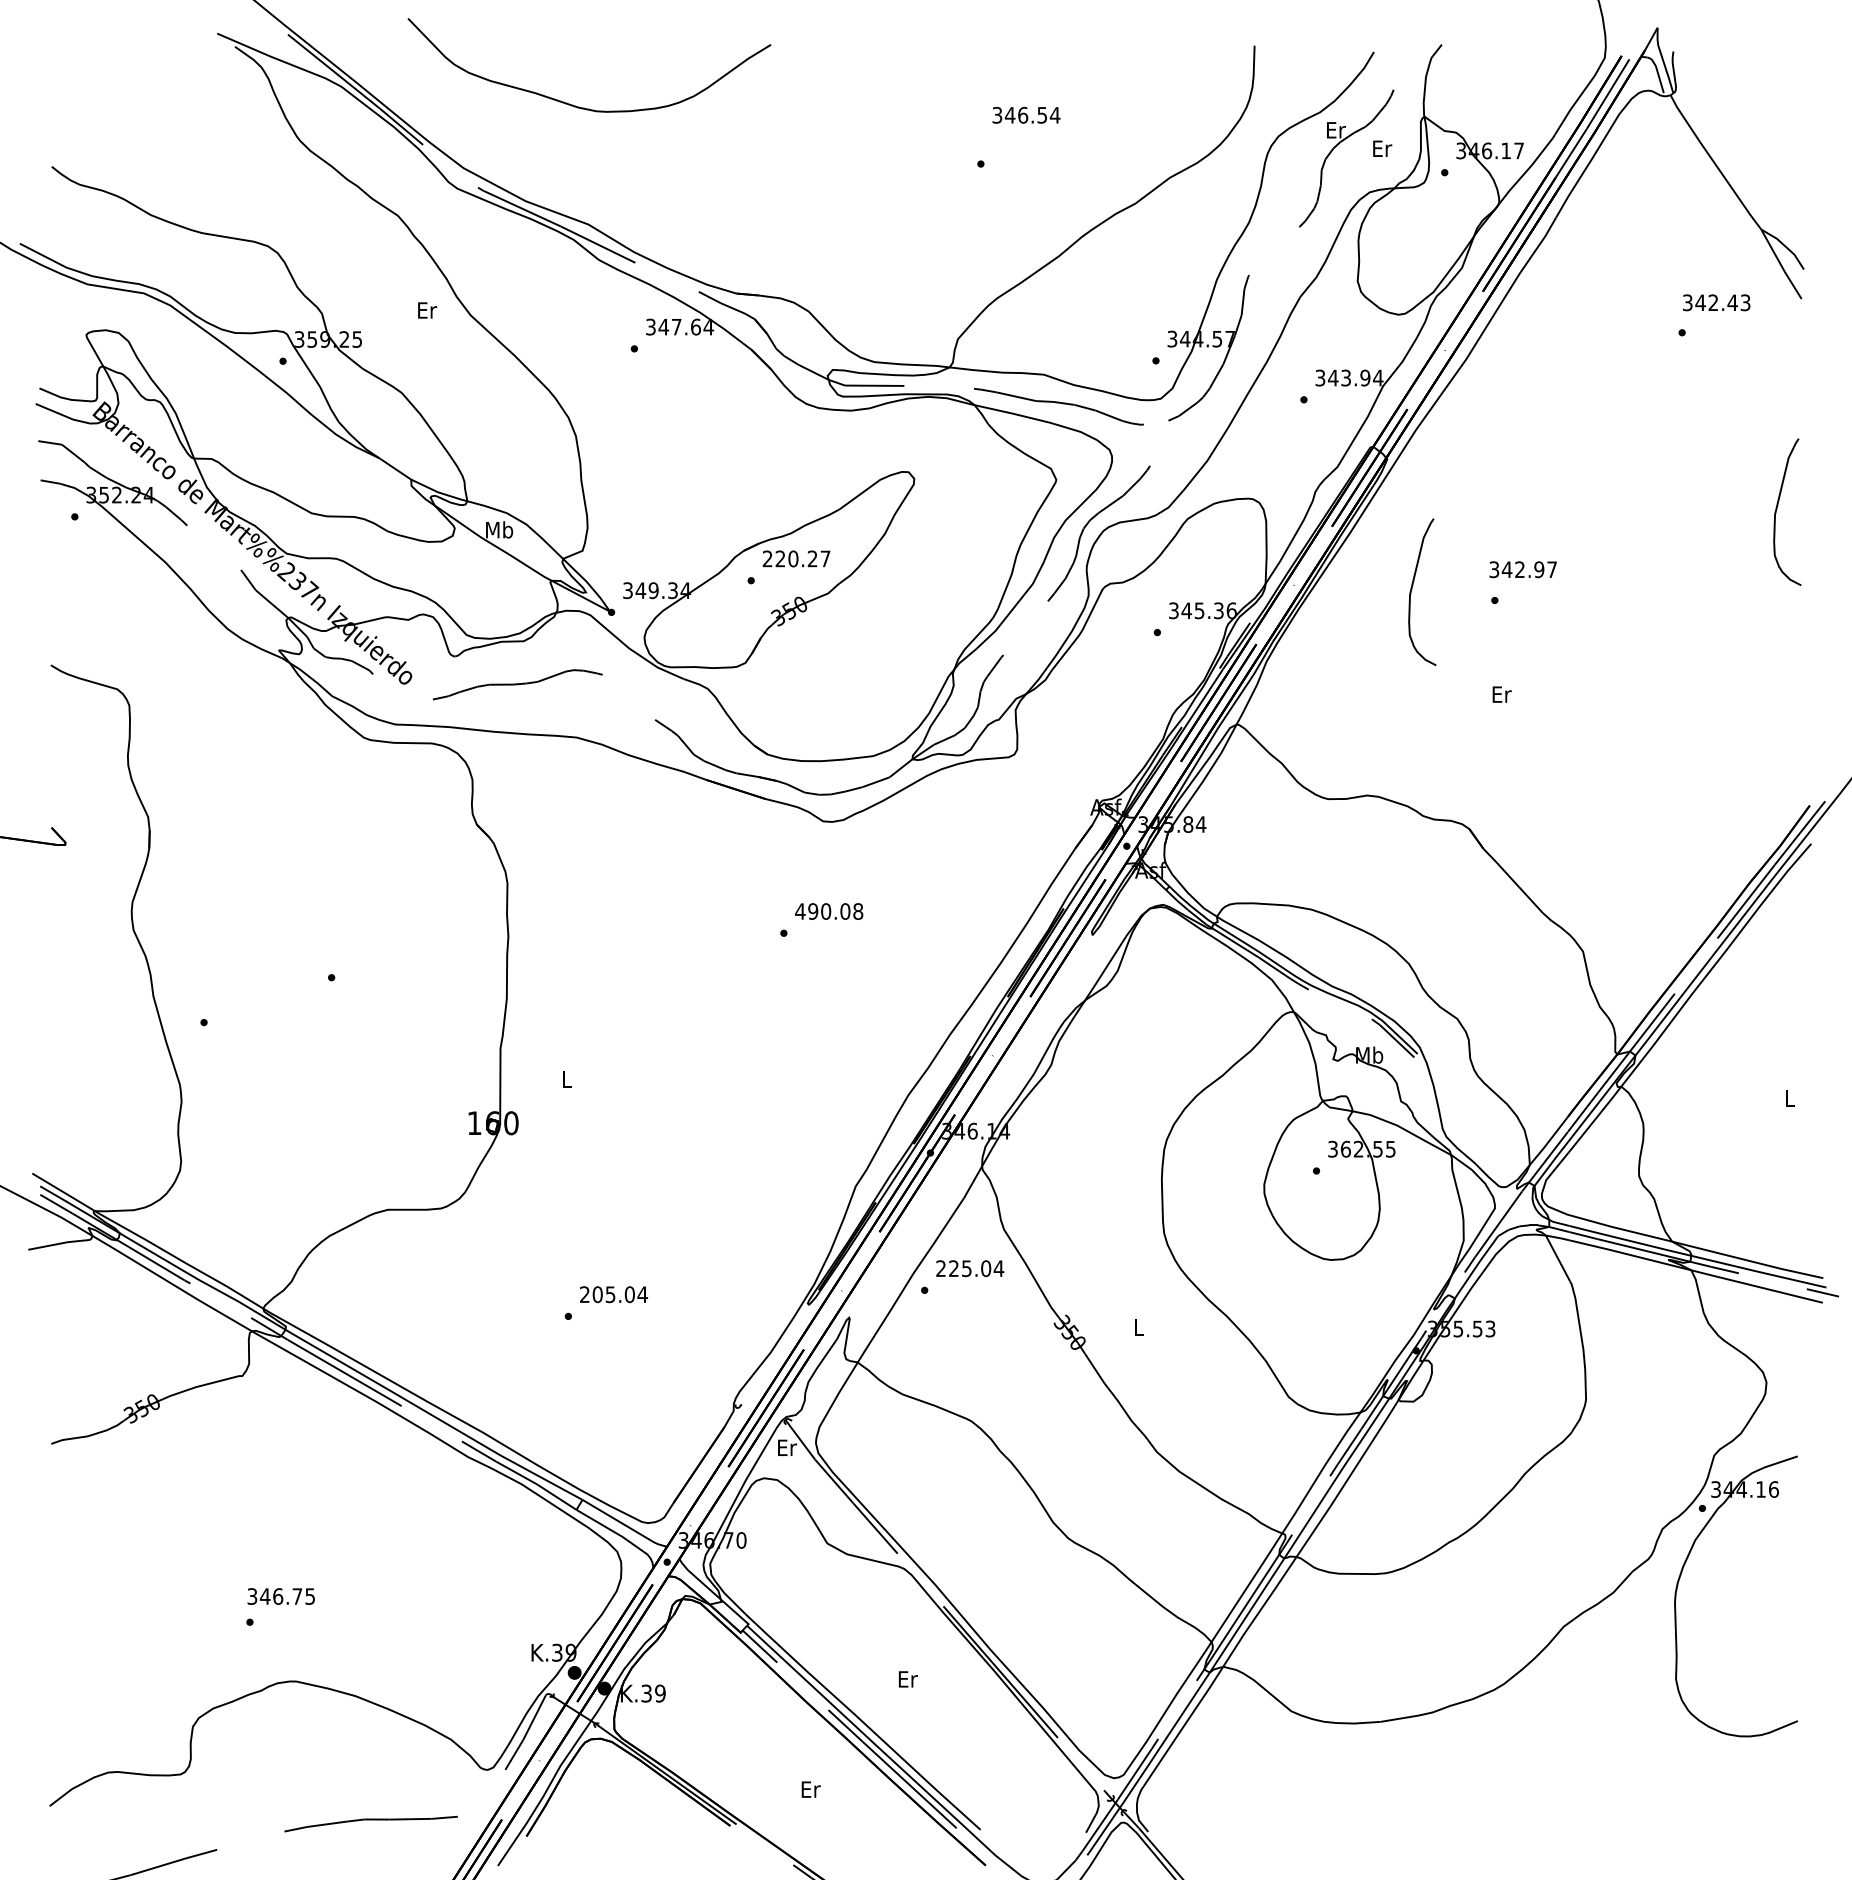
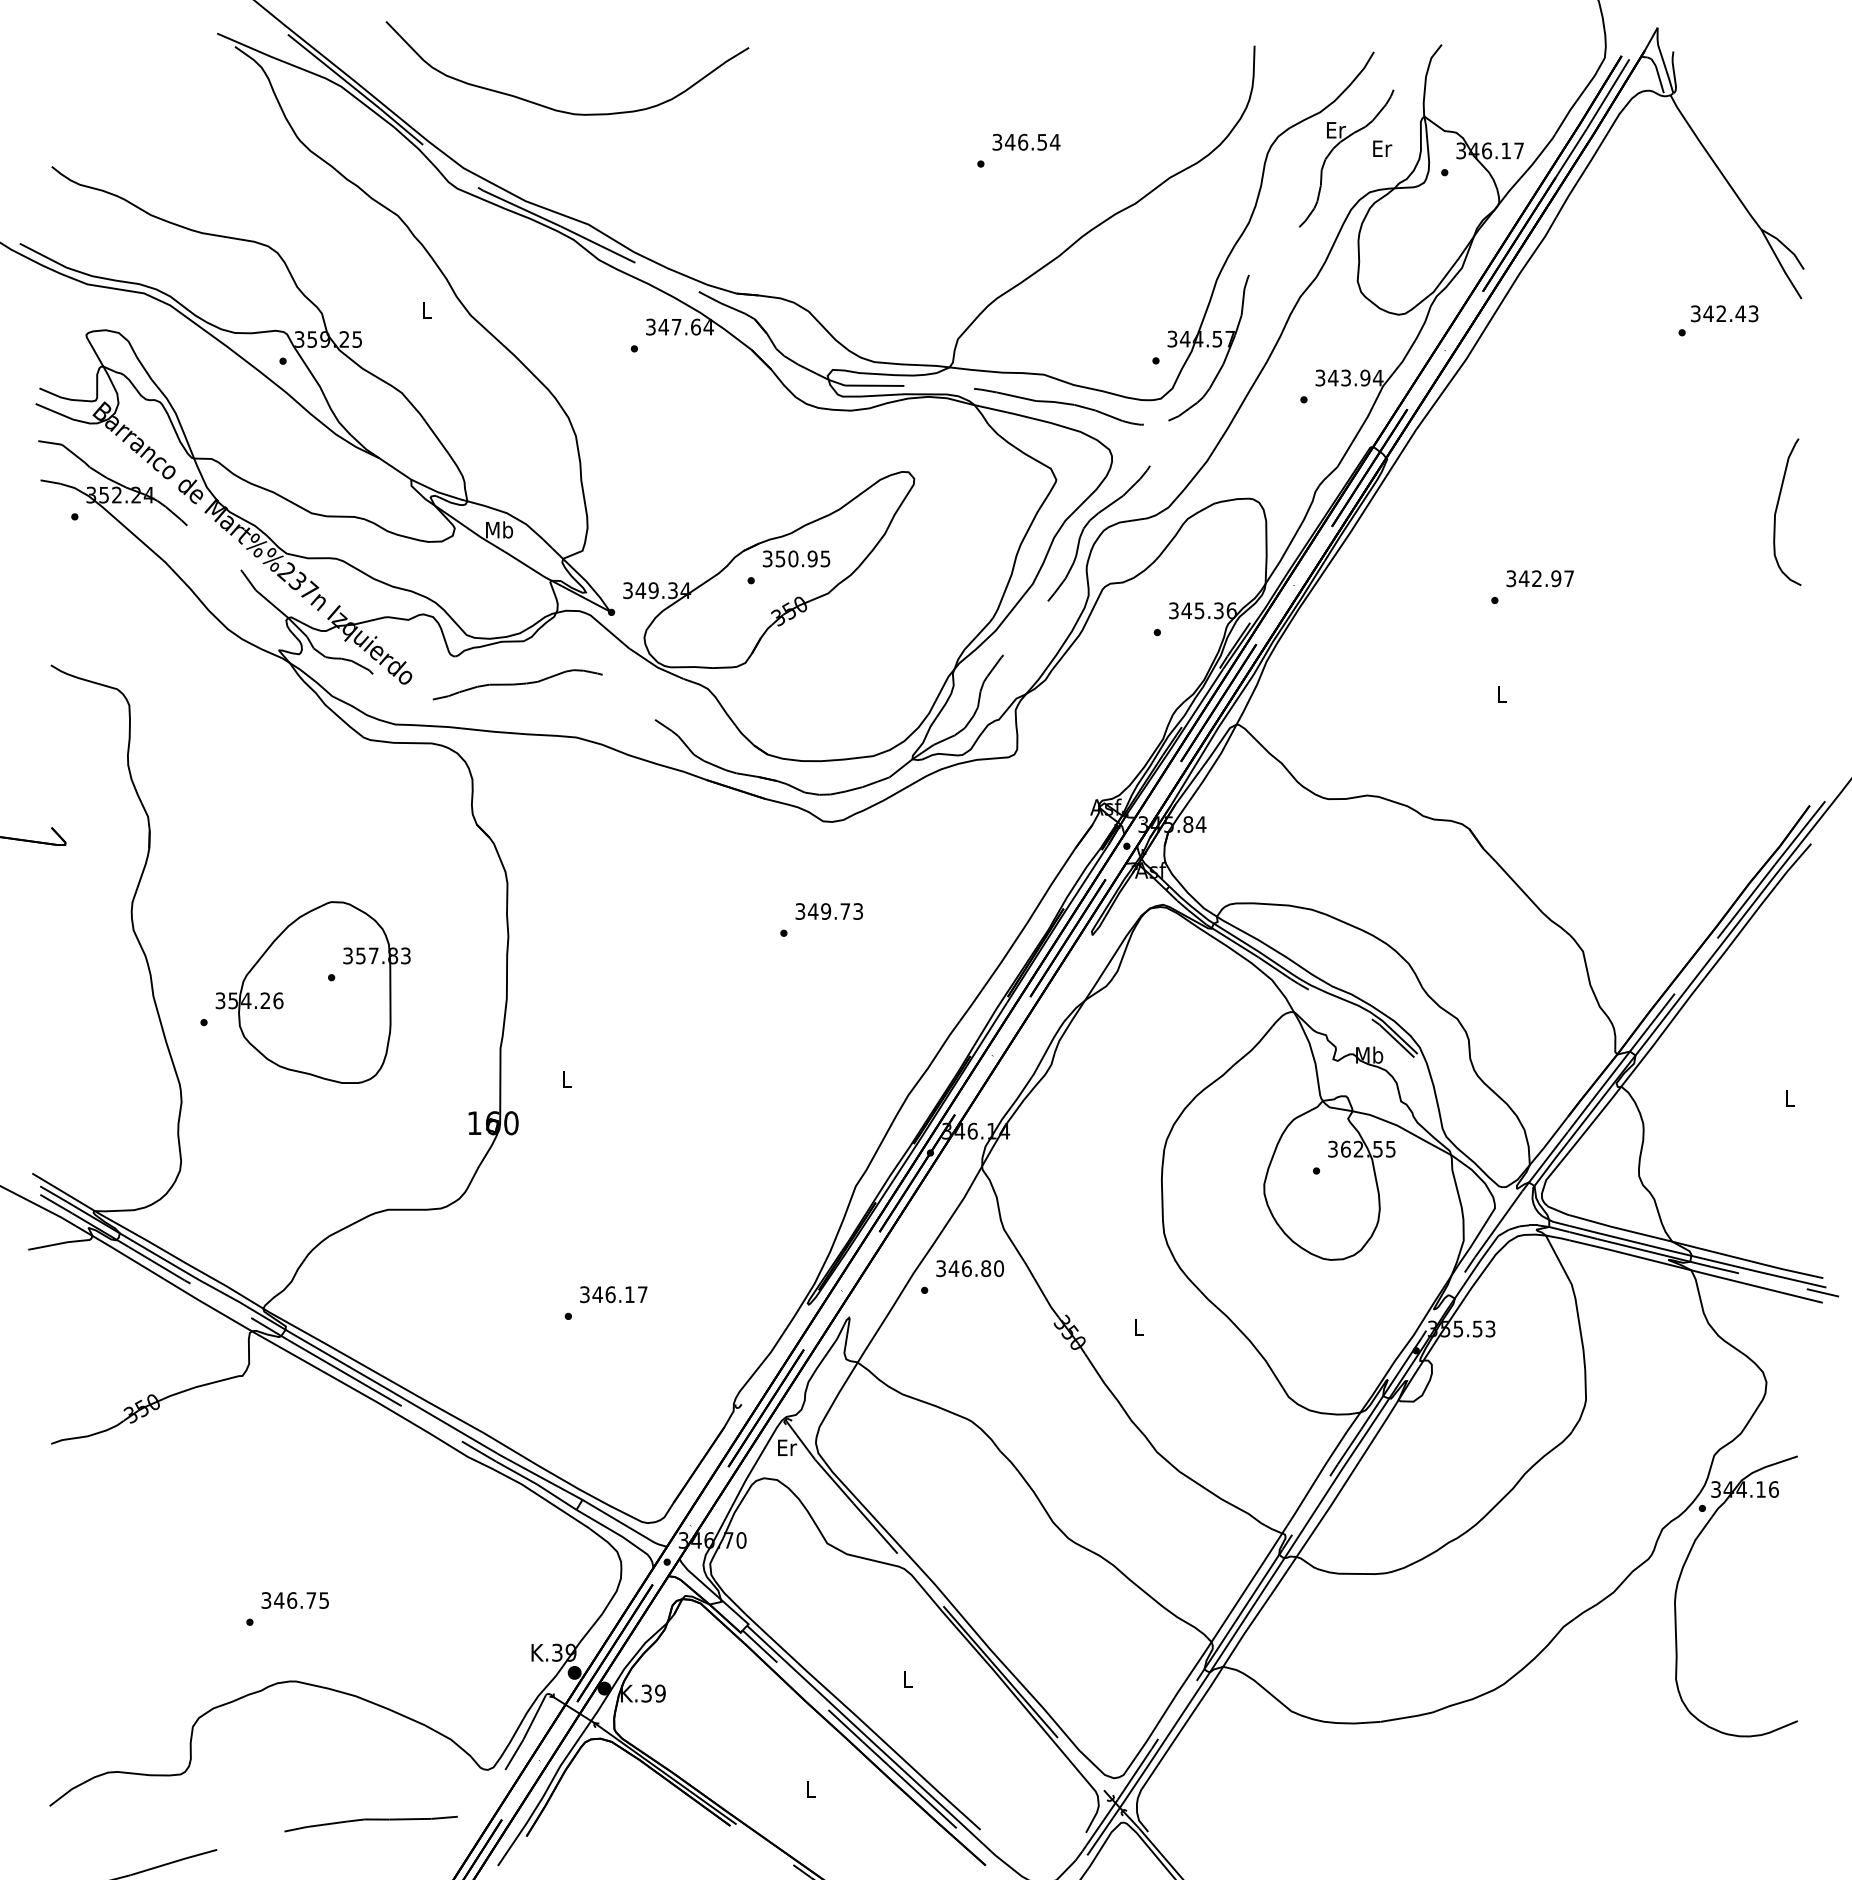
curve position: (579, 106) -> (557, 109) (557, 109)
text position: (1026, 114) -> (1026, 141) (1026, 141)
text position: (1716, 302) -> (1724, 313) (1724, 313)
text: Er -> L (427, 310)
text: 220.27 -> 350.95 (796, 558)
text position: (1522, 569) -> (1539, 578) (1539, 578)
curve: present -> none (1412, 589)
text: Er -> L (1501, 694)
text: 490.08 -> 349.73 (829, 911)
part: none -> present (312, 992)
text: 225.04 -> 346.80 (970, 1268)
text: 205.04 -> 346.17 (613, 1294)
text position: (280, 1596) -> (294, 1600) (294, 1600)
text: Er -> L (907, 1679)
text: Er -> L (810, 1789)
